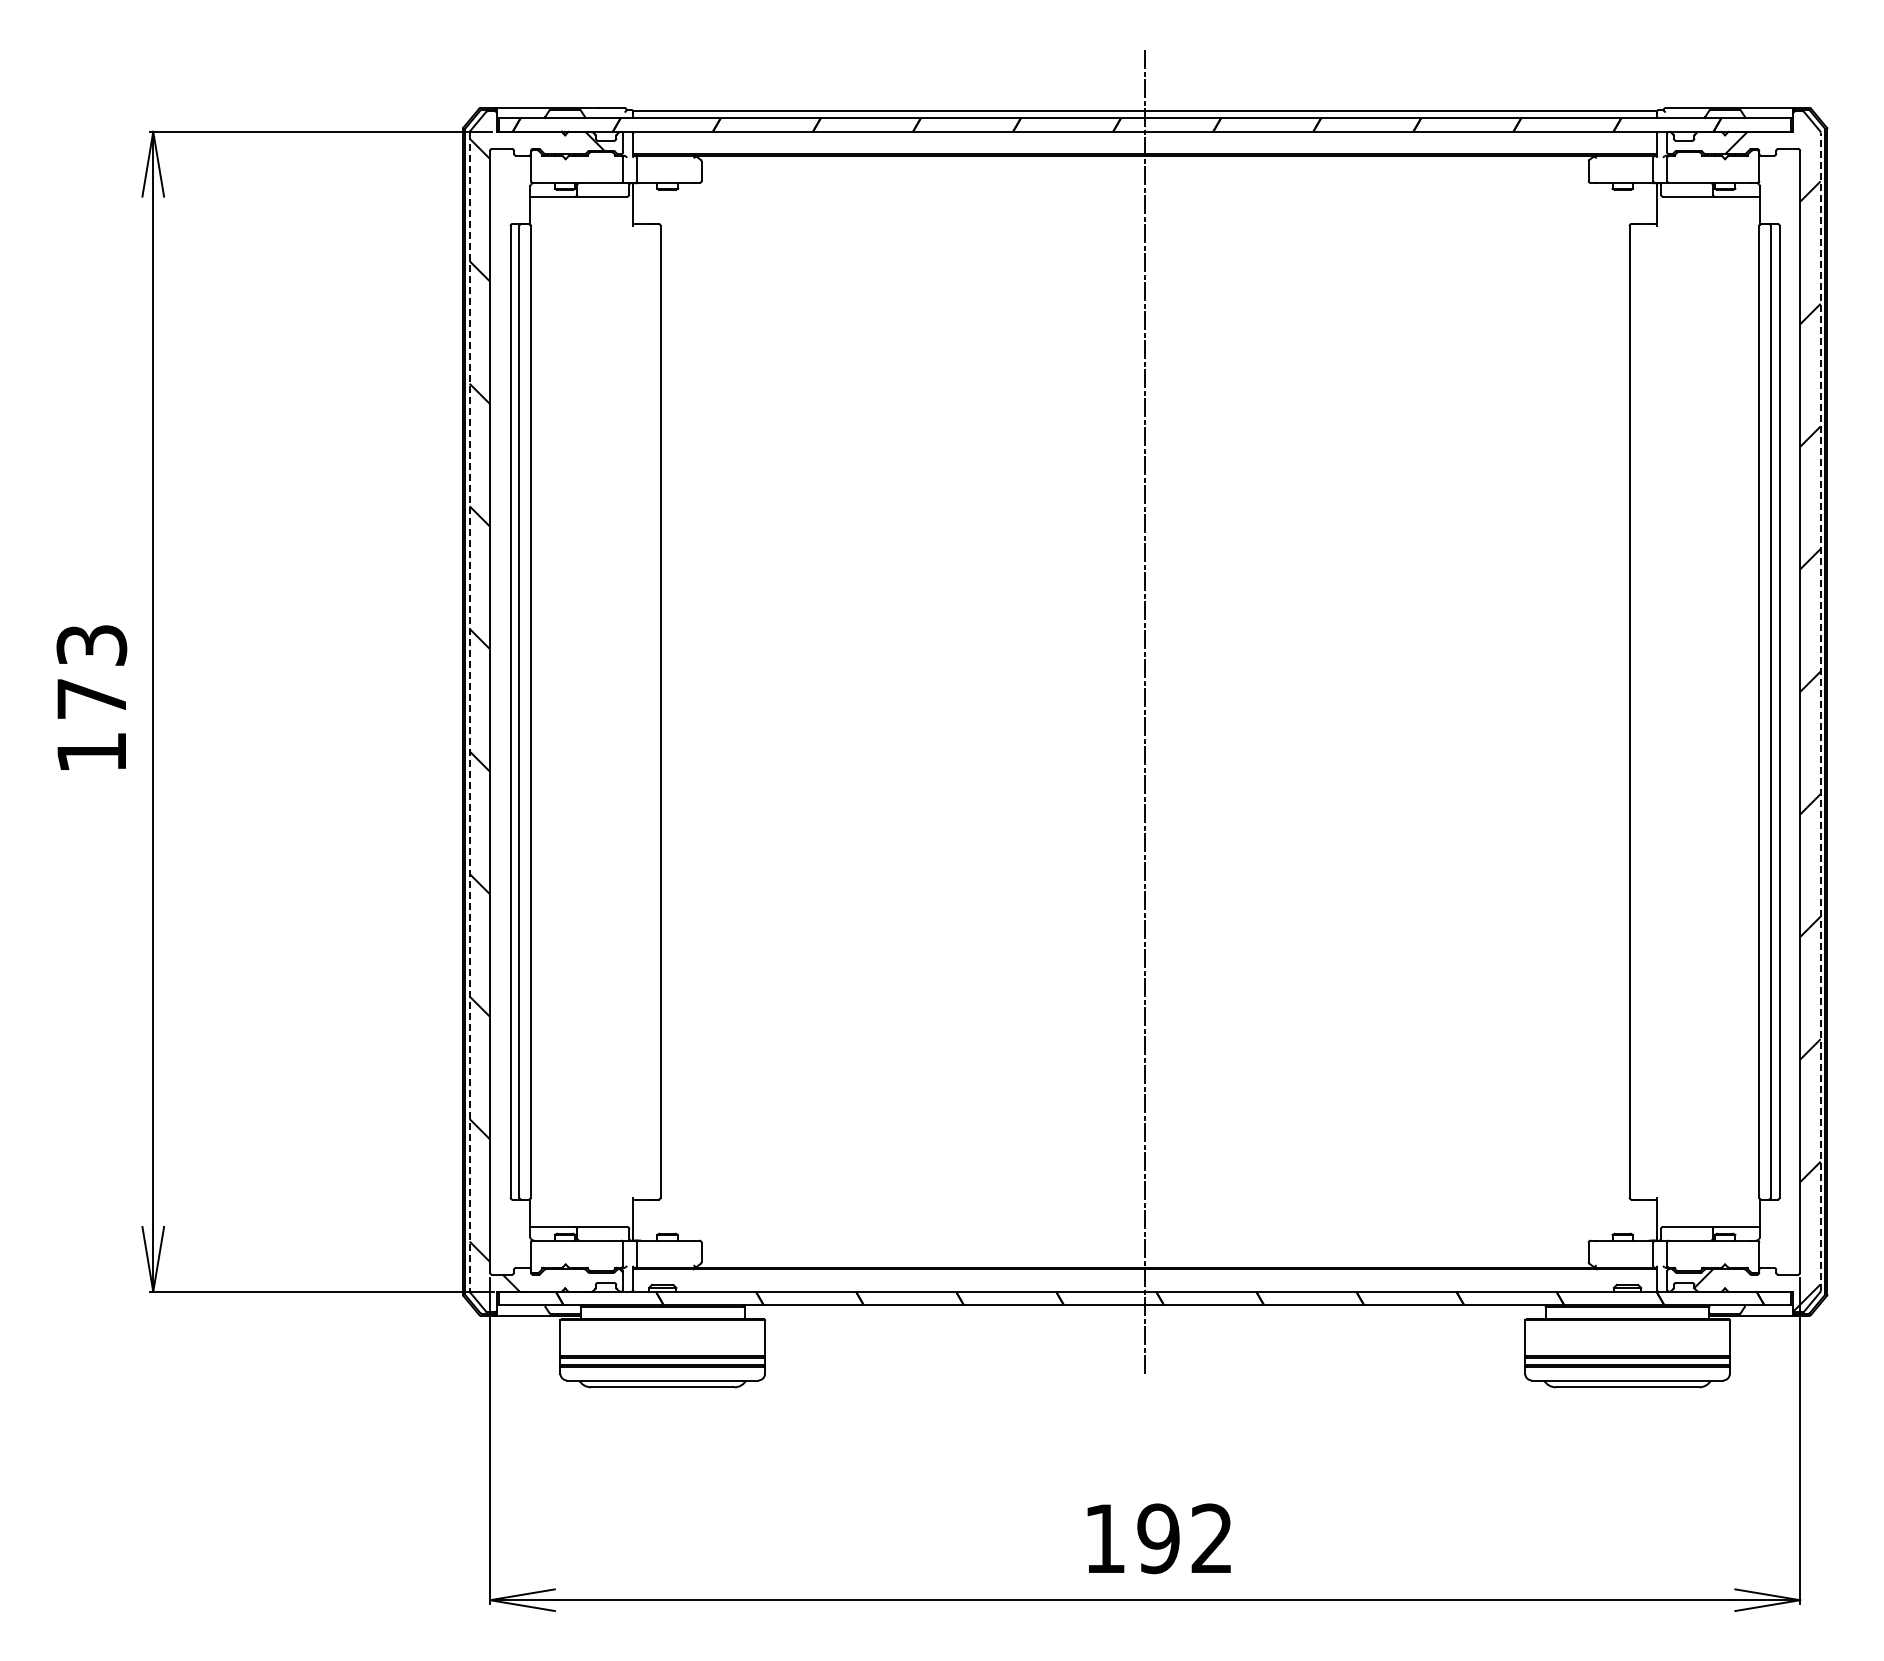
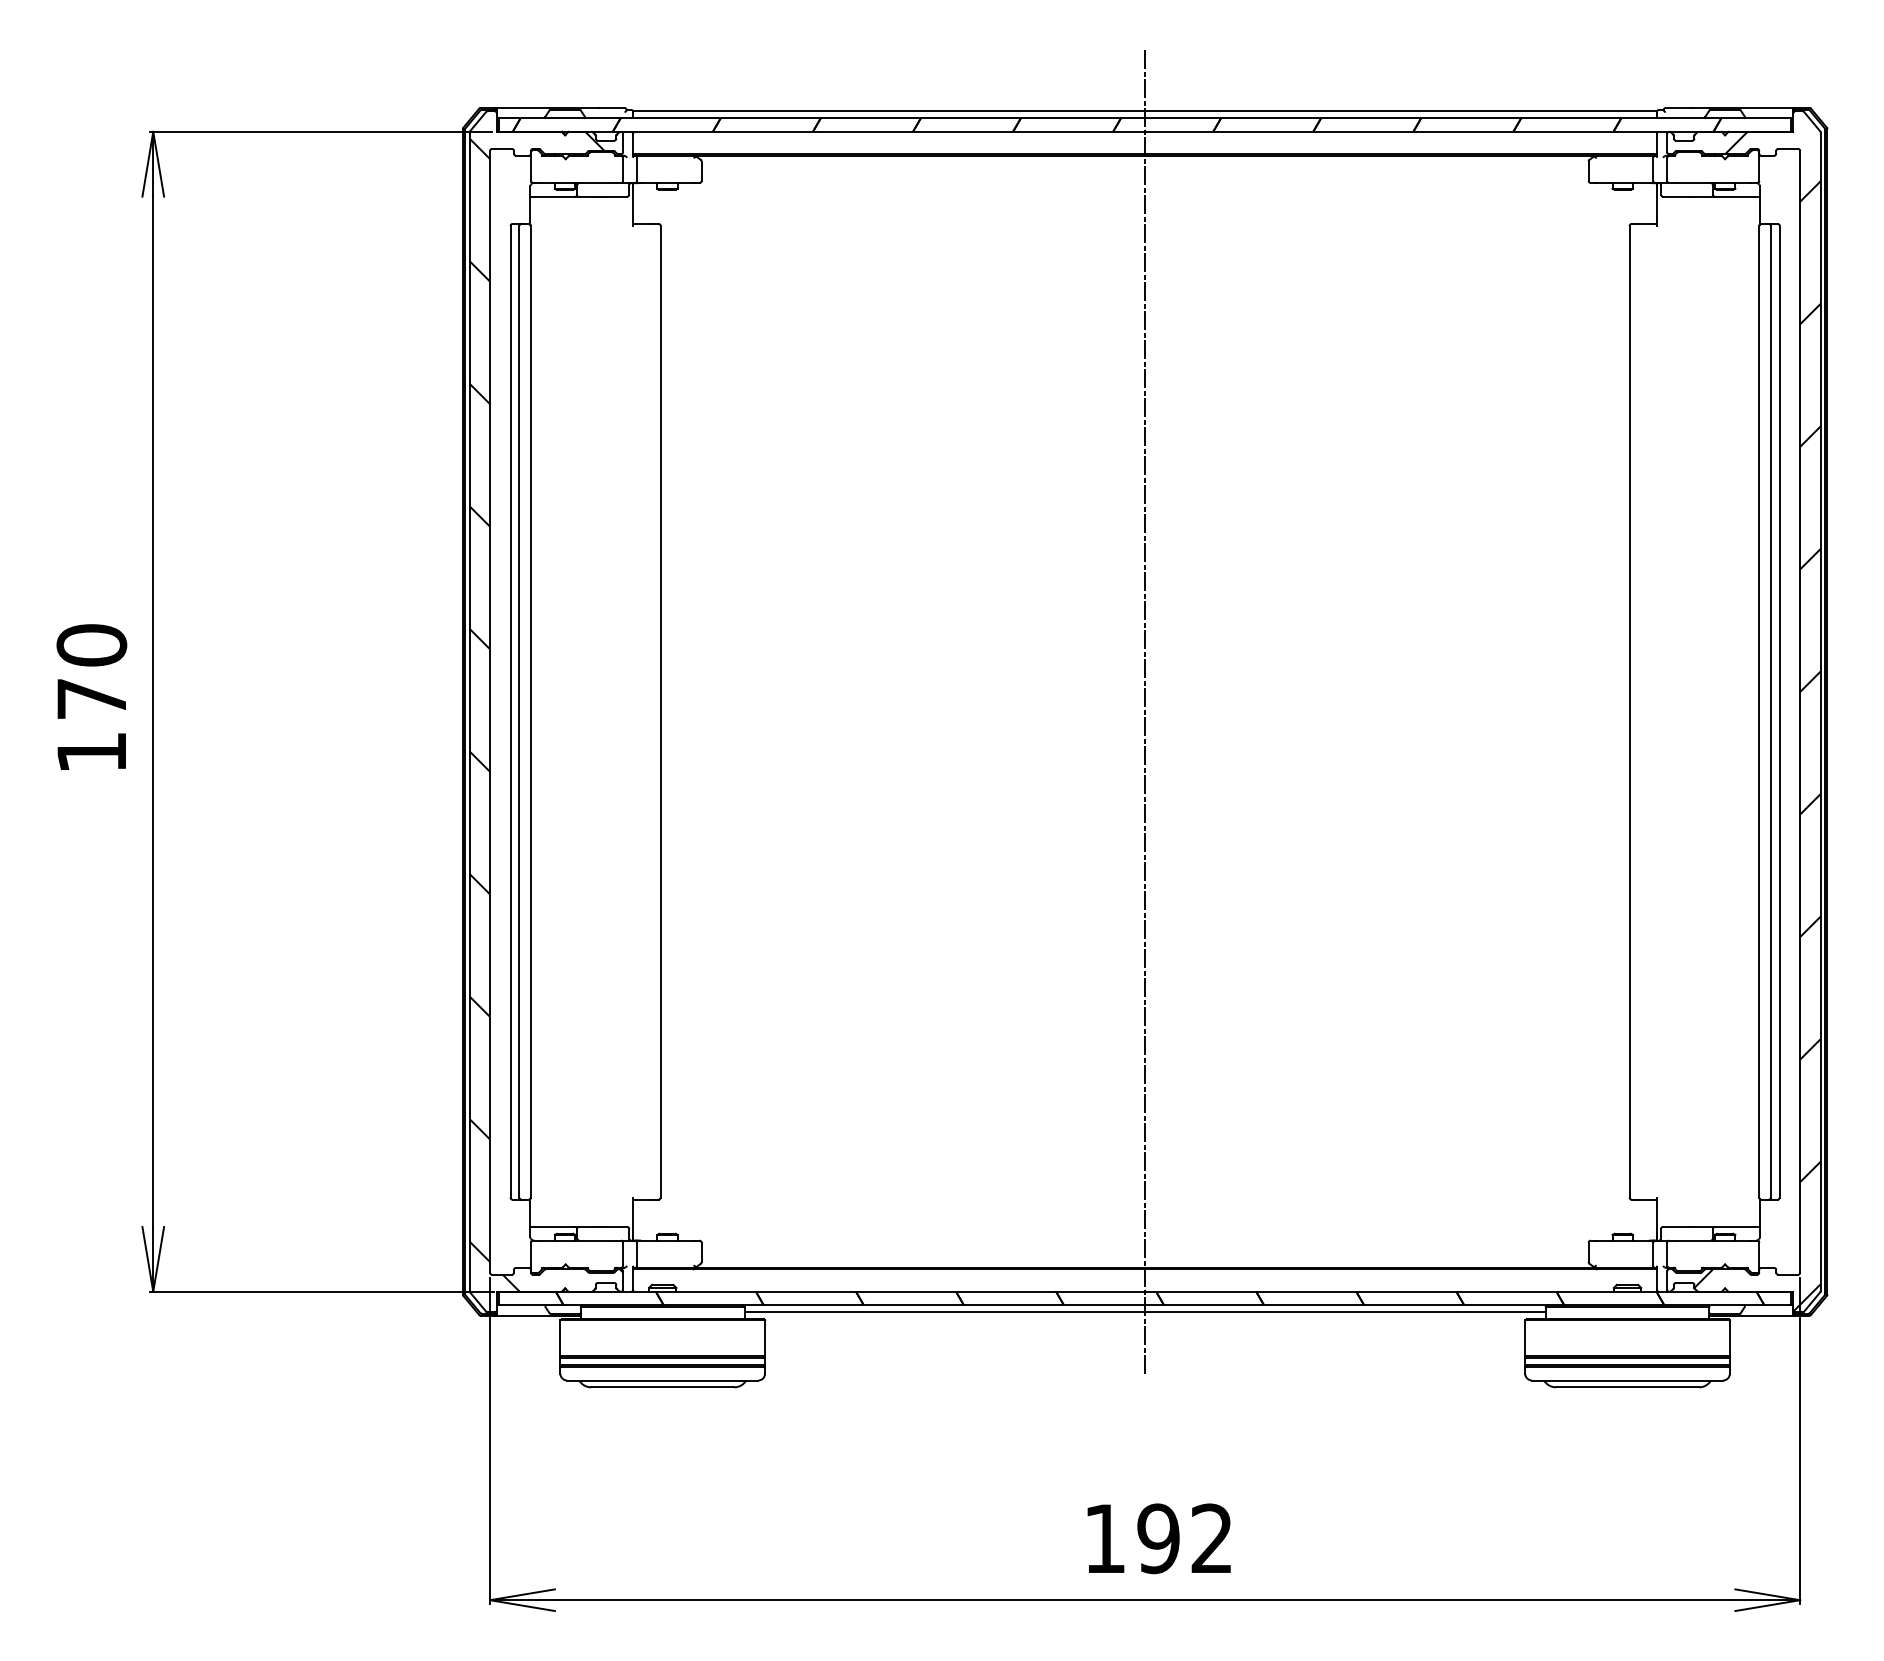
text: 173 -> 170 (91, 645)
line: dashed -> solid (1820, 711)
line: dashed -> solid (469, 712)
line: none -> present (1144, 1312)
